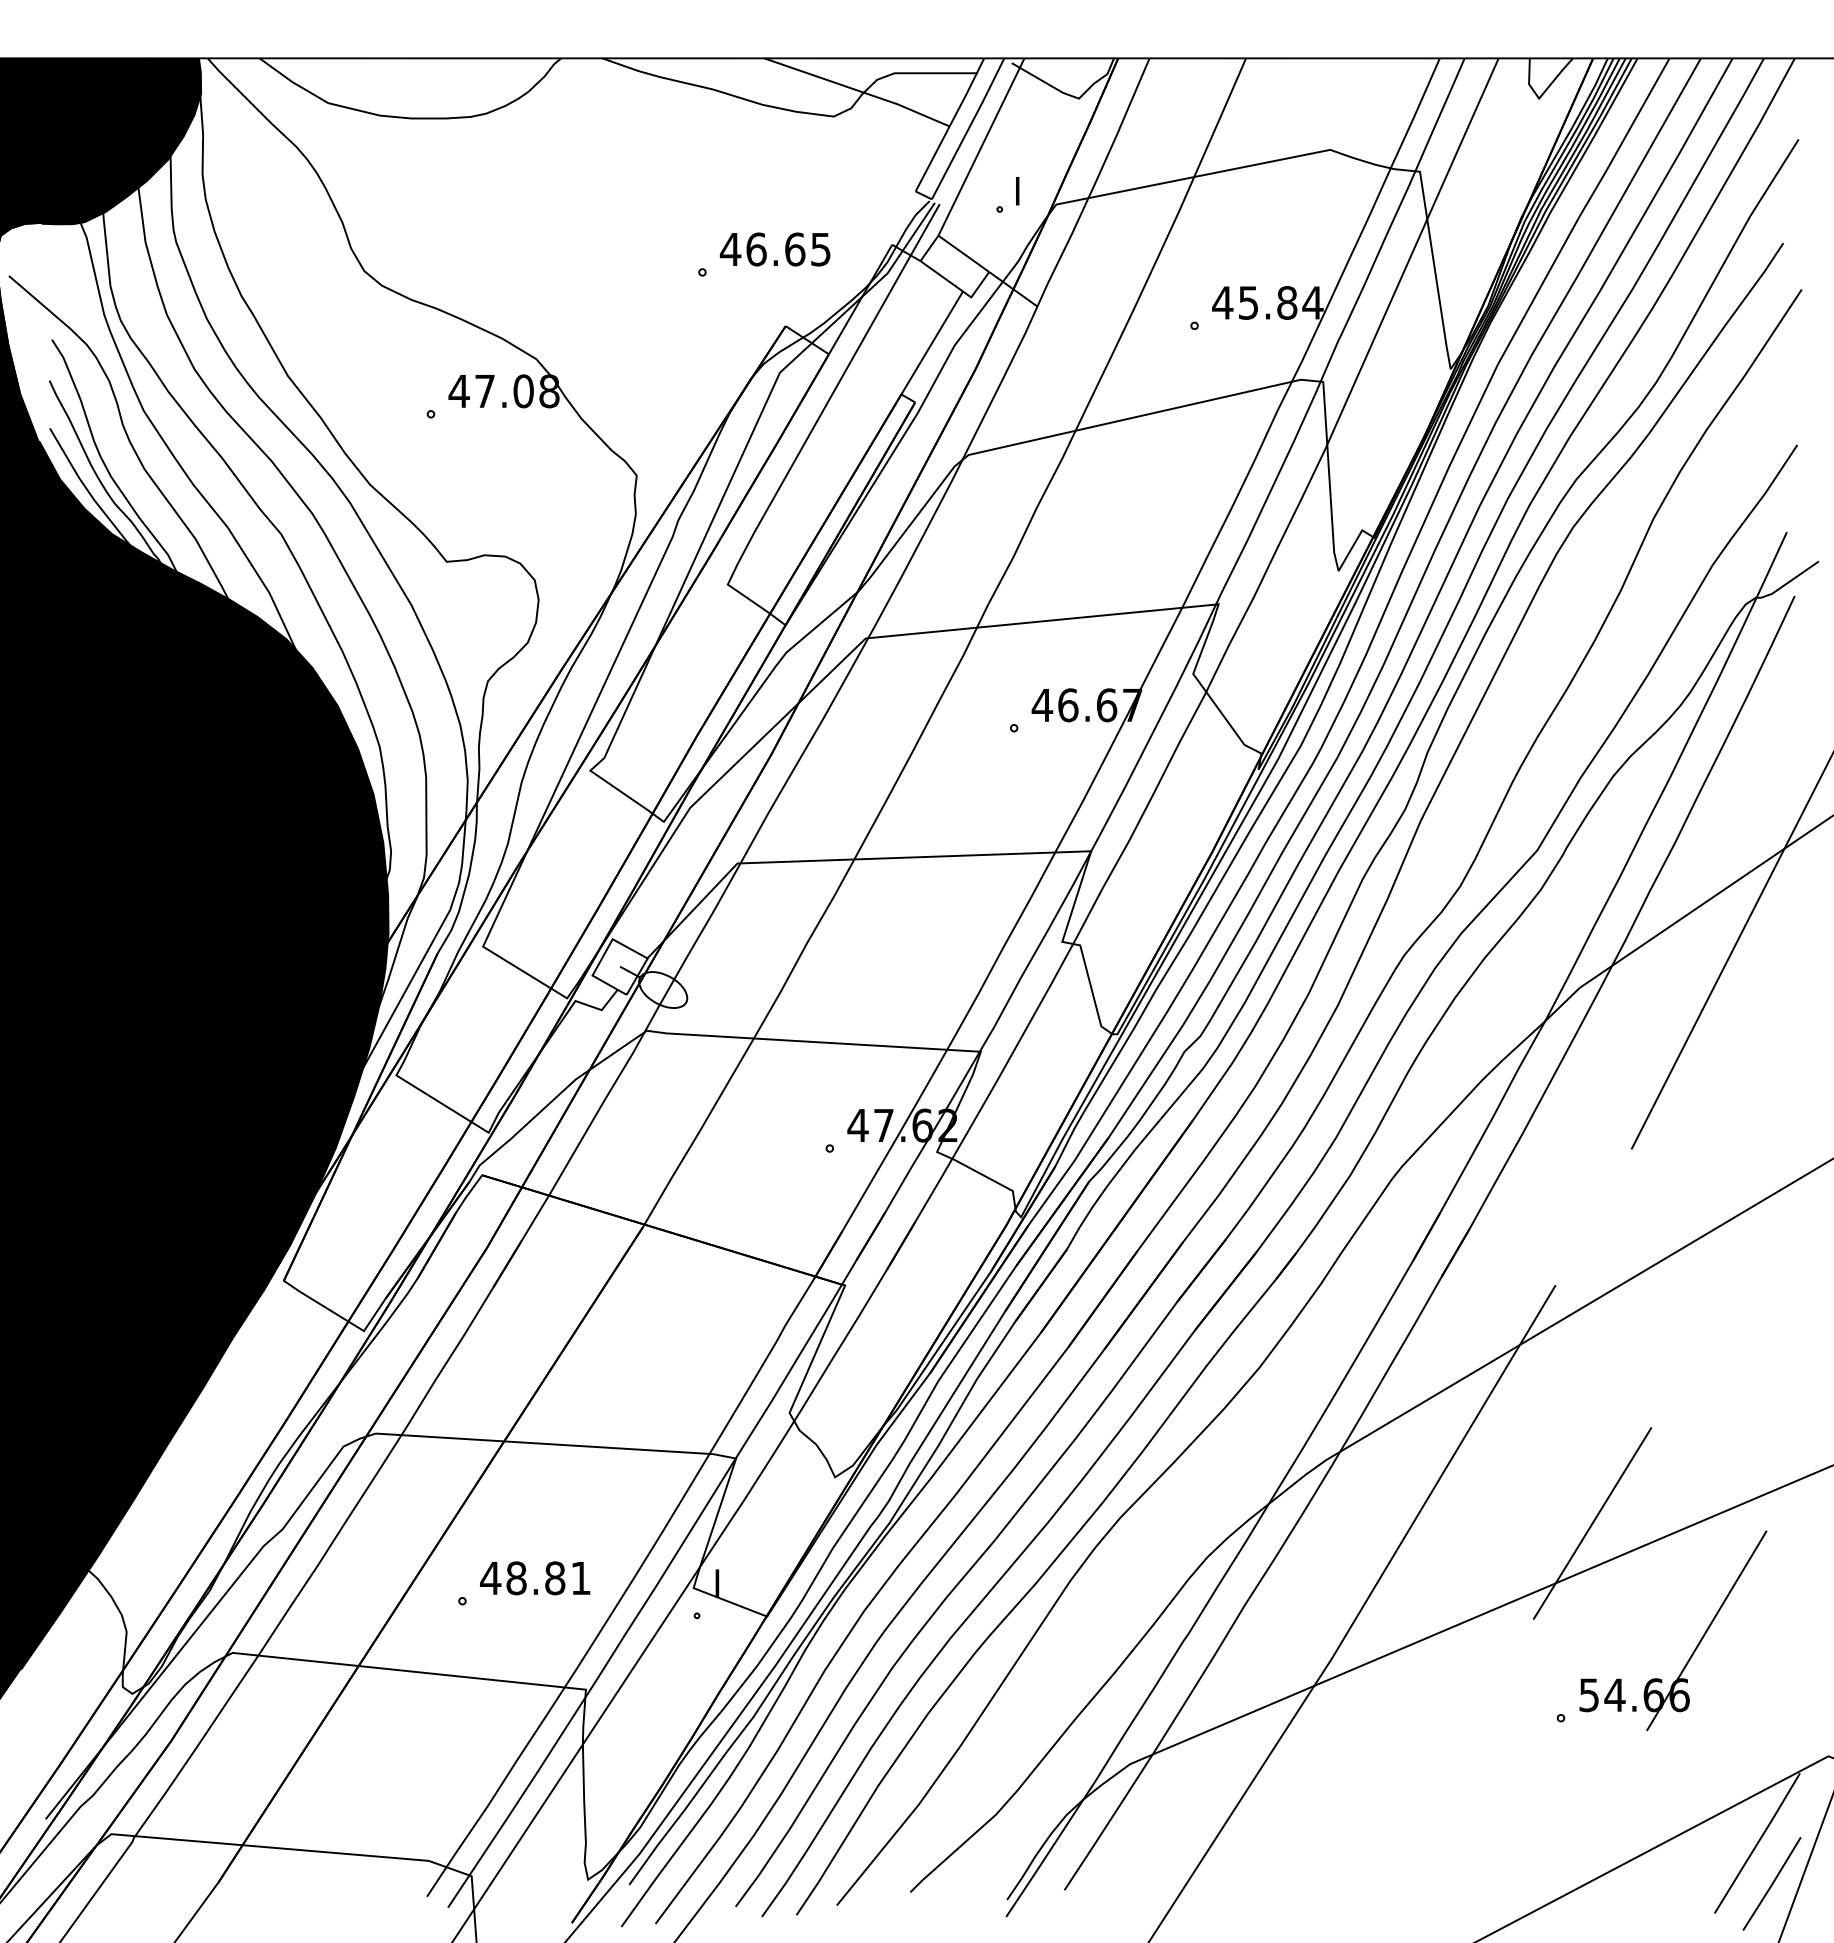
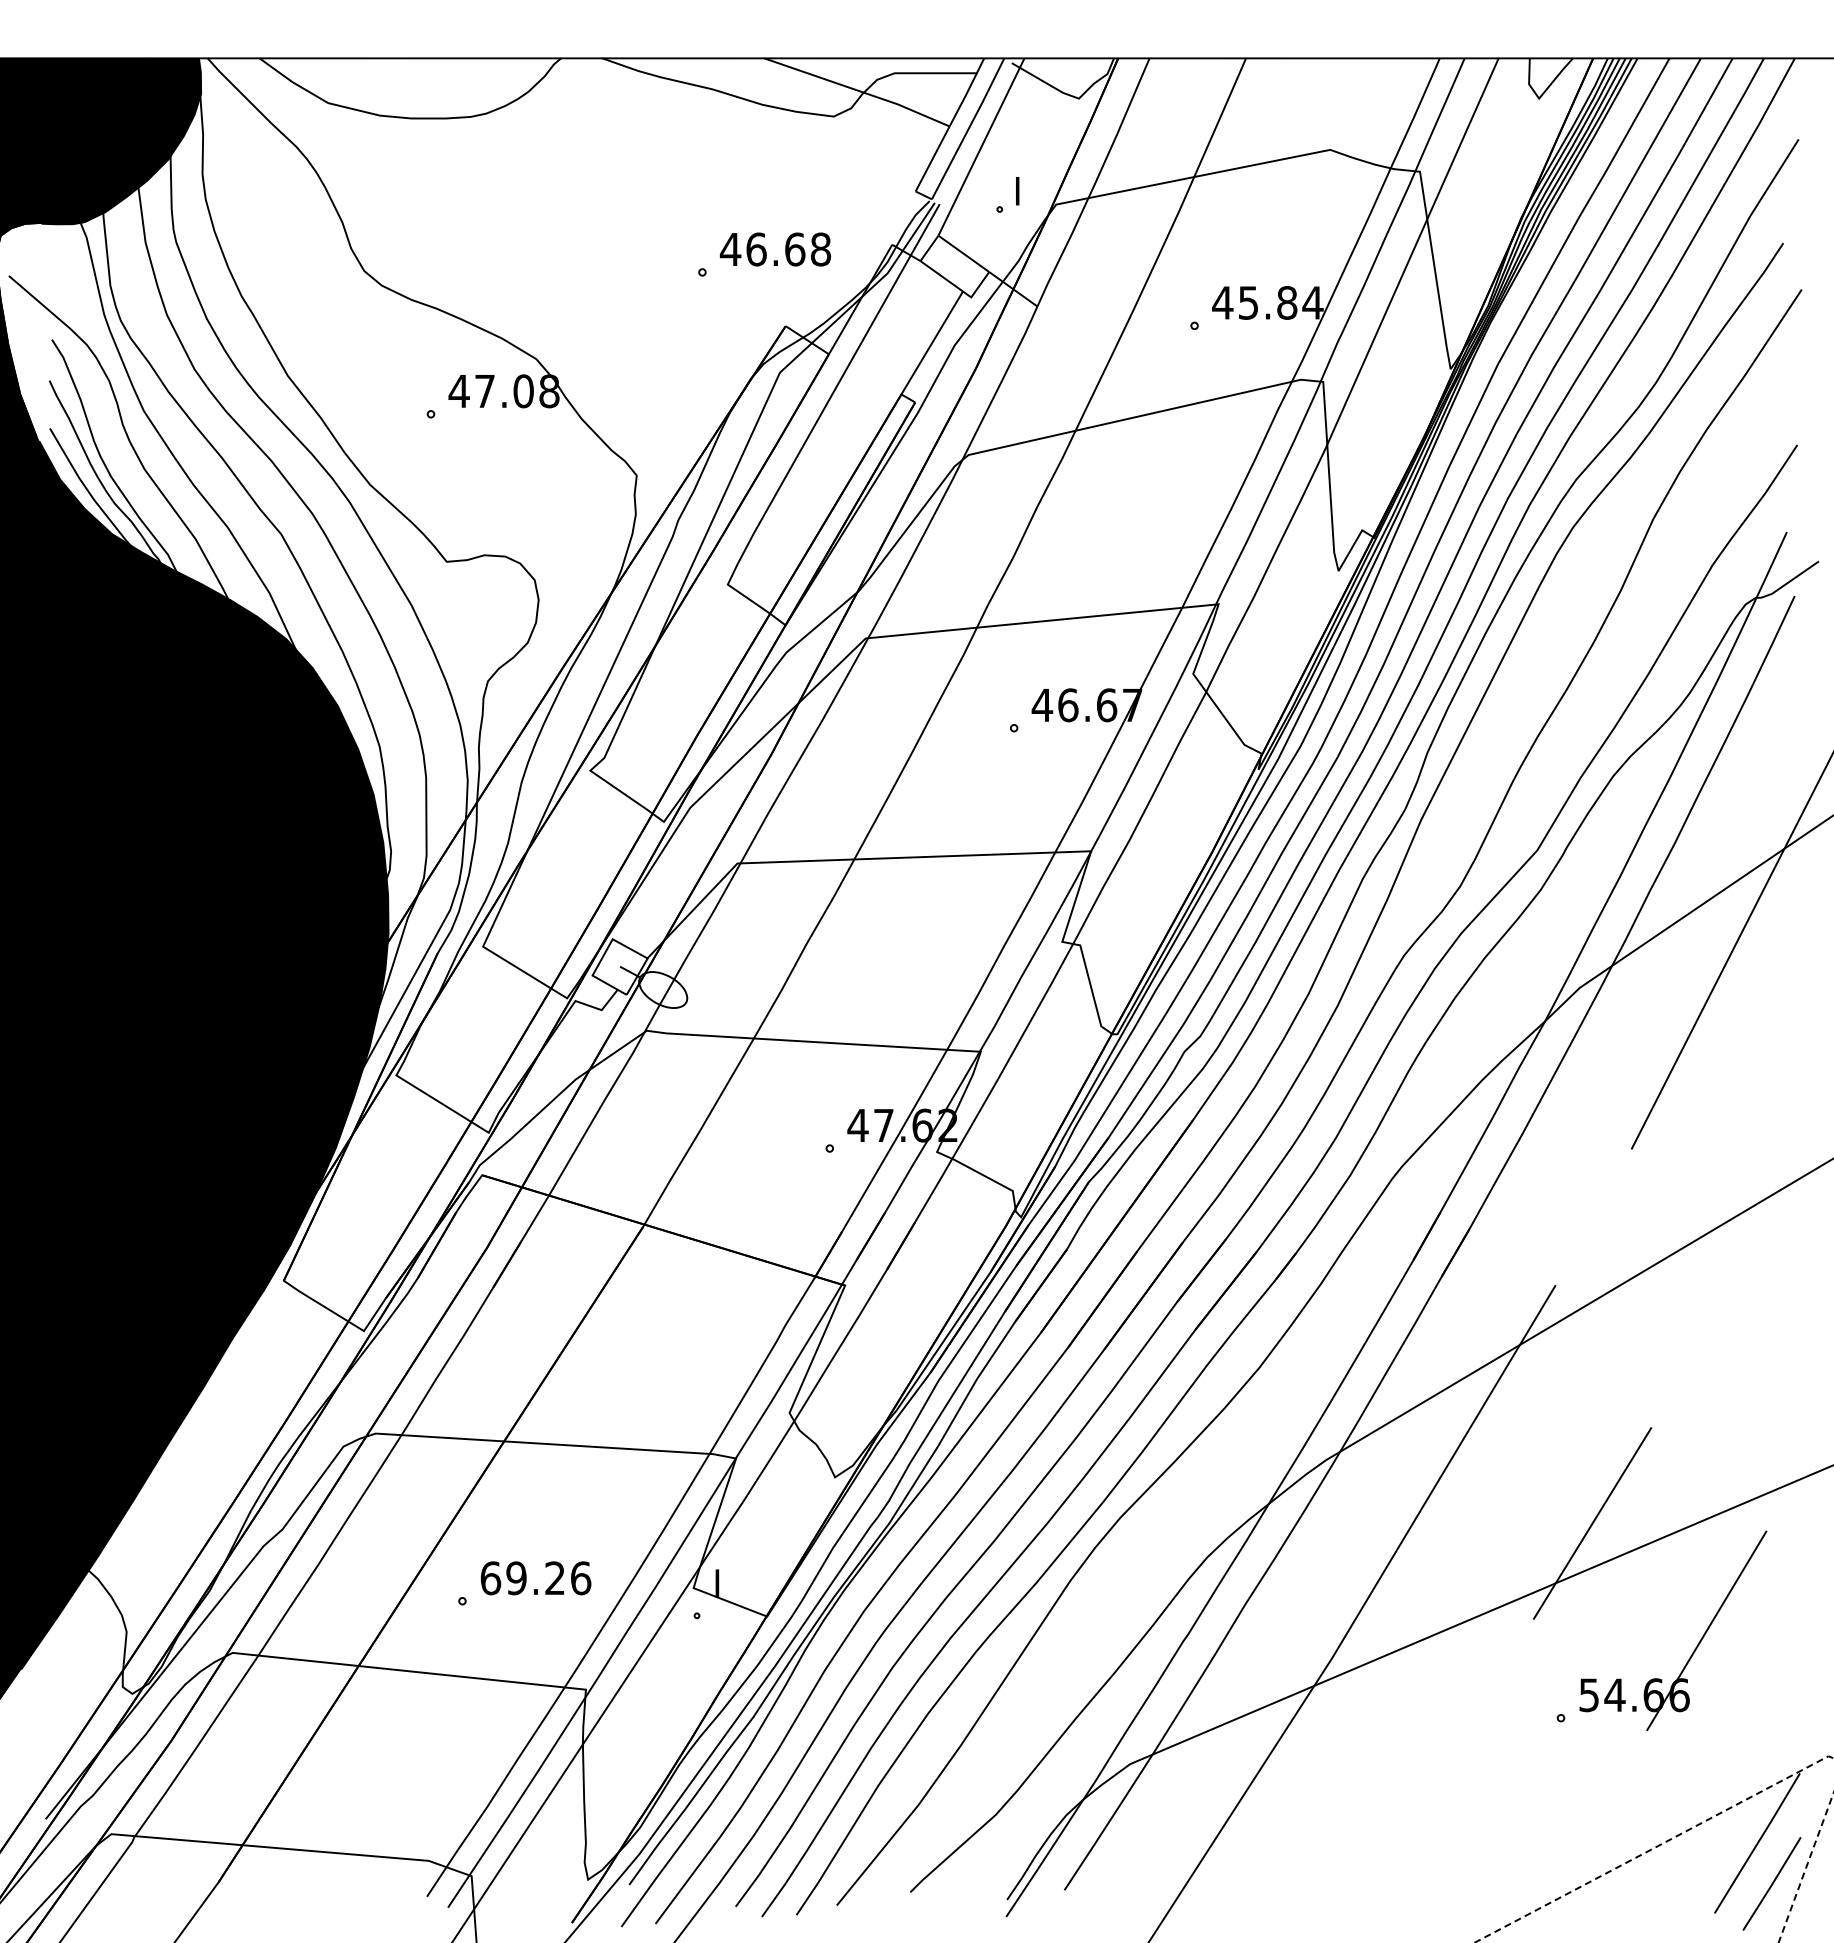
text: 46.65 -> 46.68 (820, 249)
text: 48.81 -> 69.26 (535, 1578)
line: solid -> dashed (1725, 1810)
